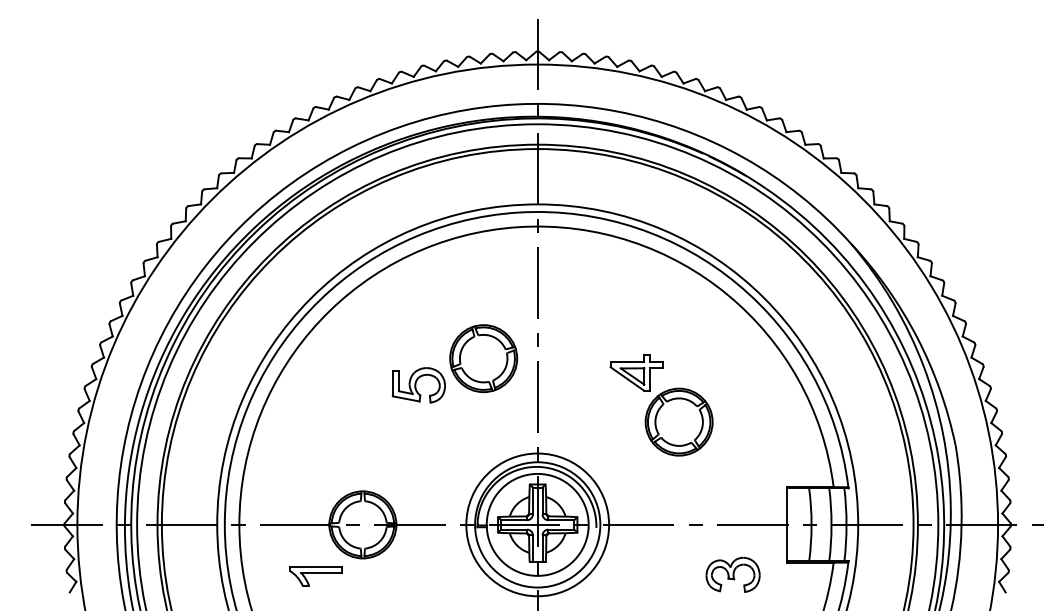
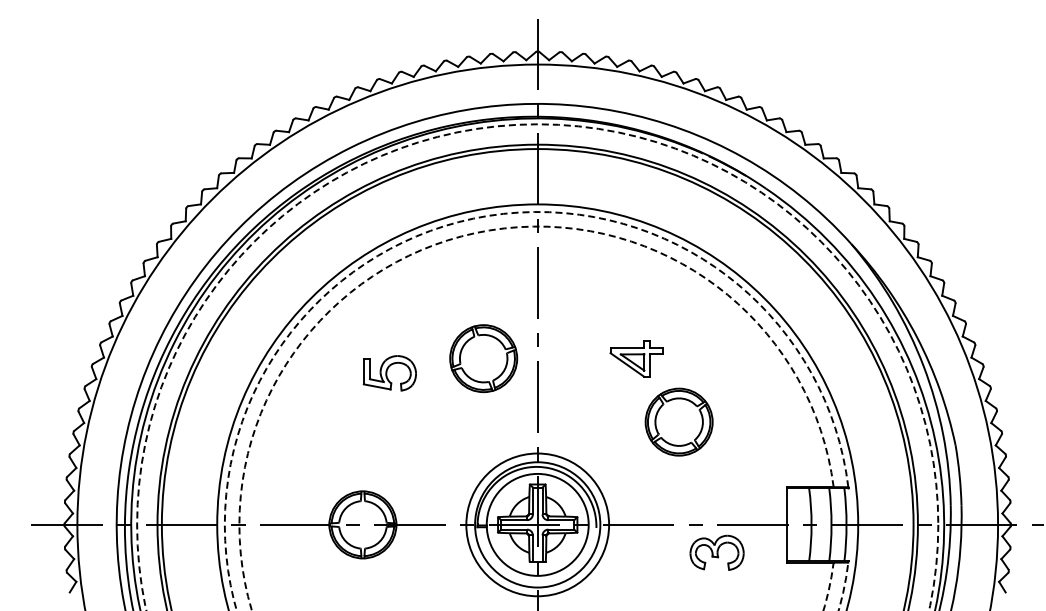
arc: solid -> dashed (452, 223)
arc: solid -> dashed (450, 239)
circle: solid -> dashed (537, 367)
part position: (636, 372) -> (636, 358) (636, 358)
part position: (418, 385) -> (389, 373) (389, 373)
part position: (732, 574) -> (716, 552) (716, 552)
part: present -> none (315, 576)
